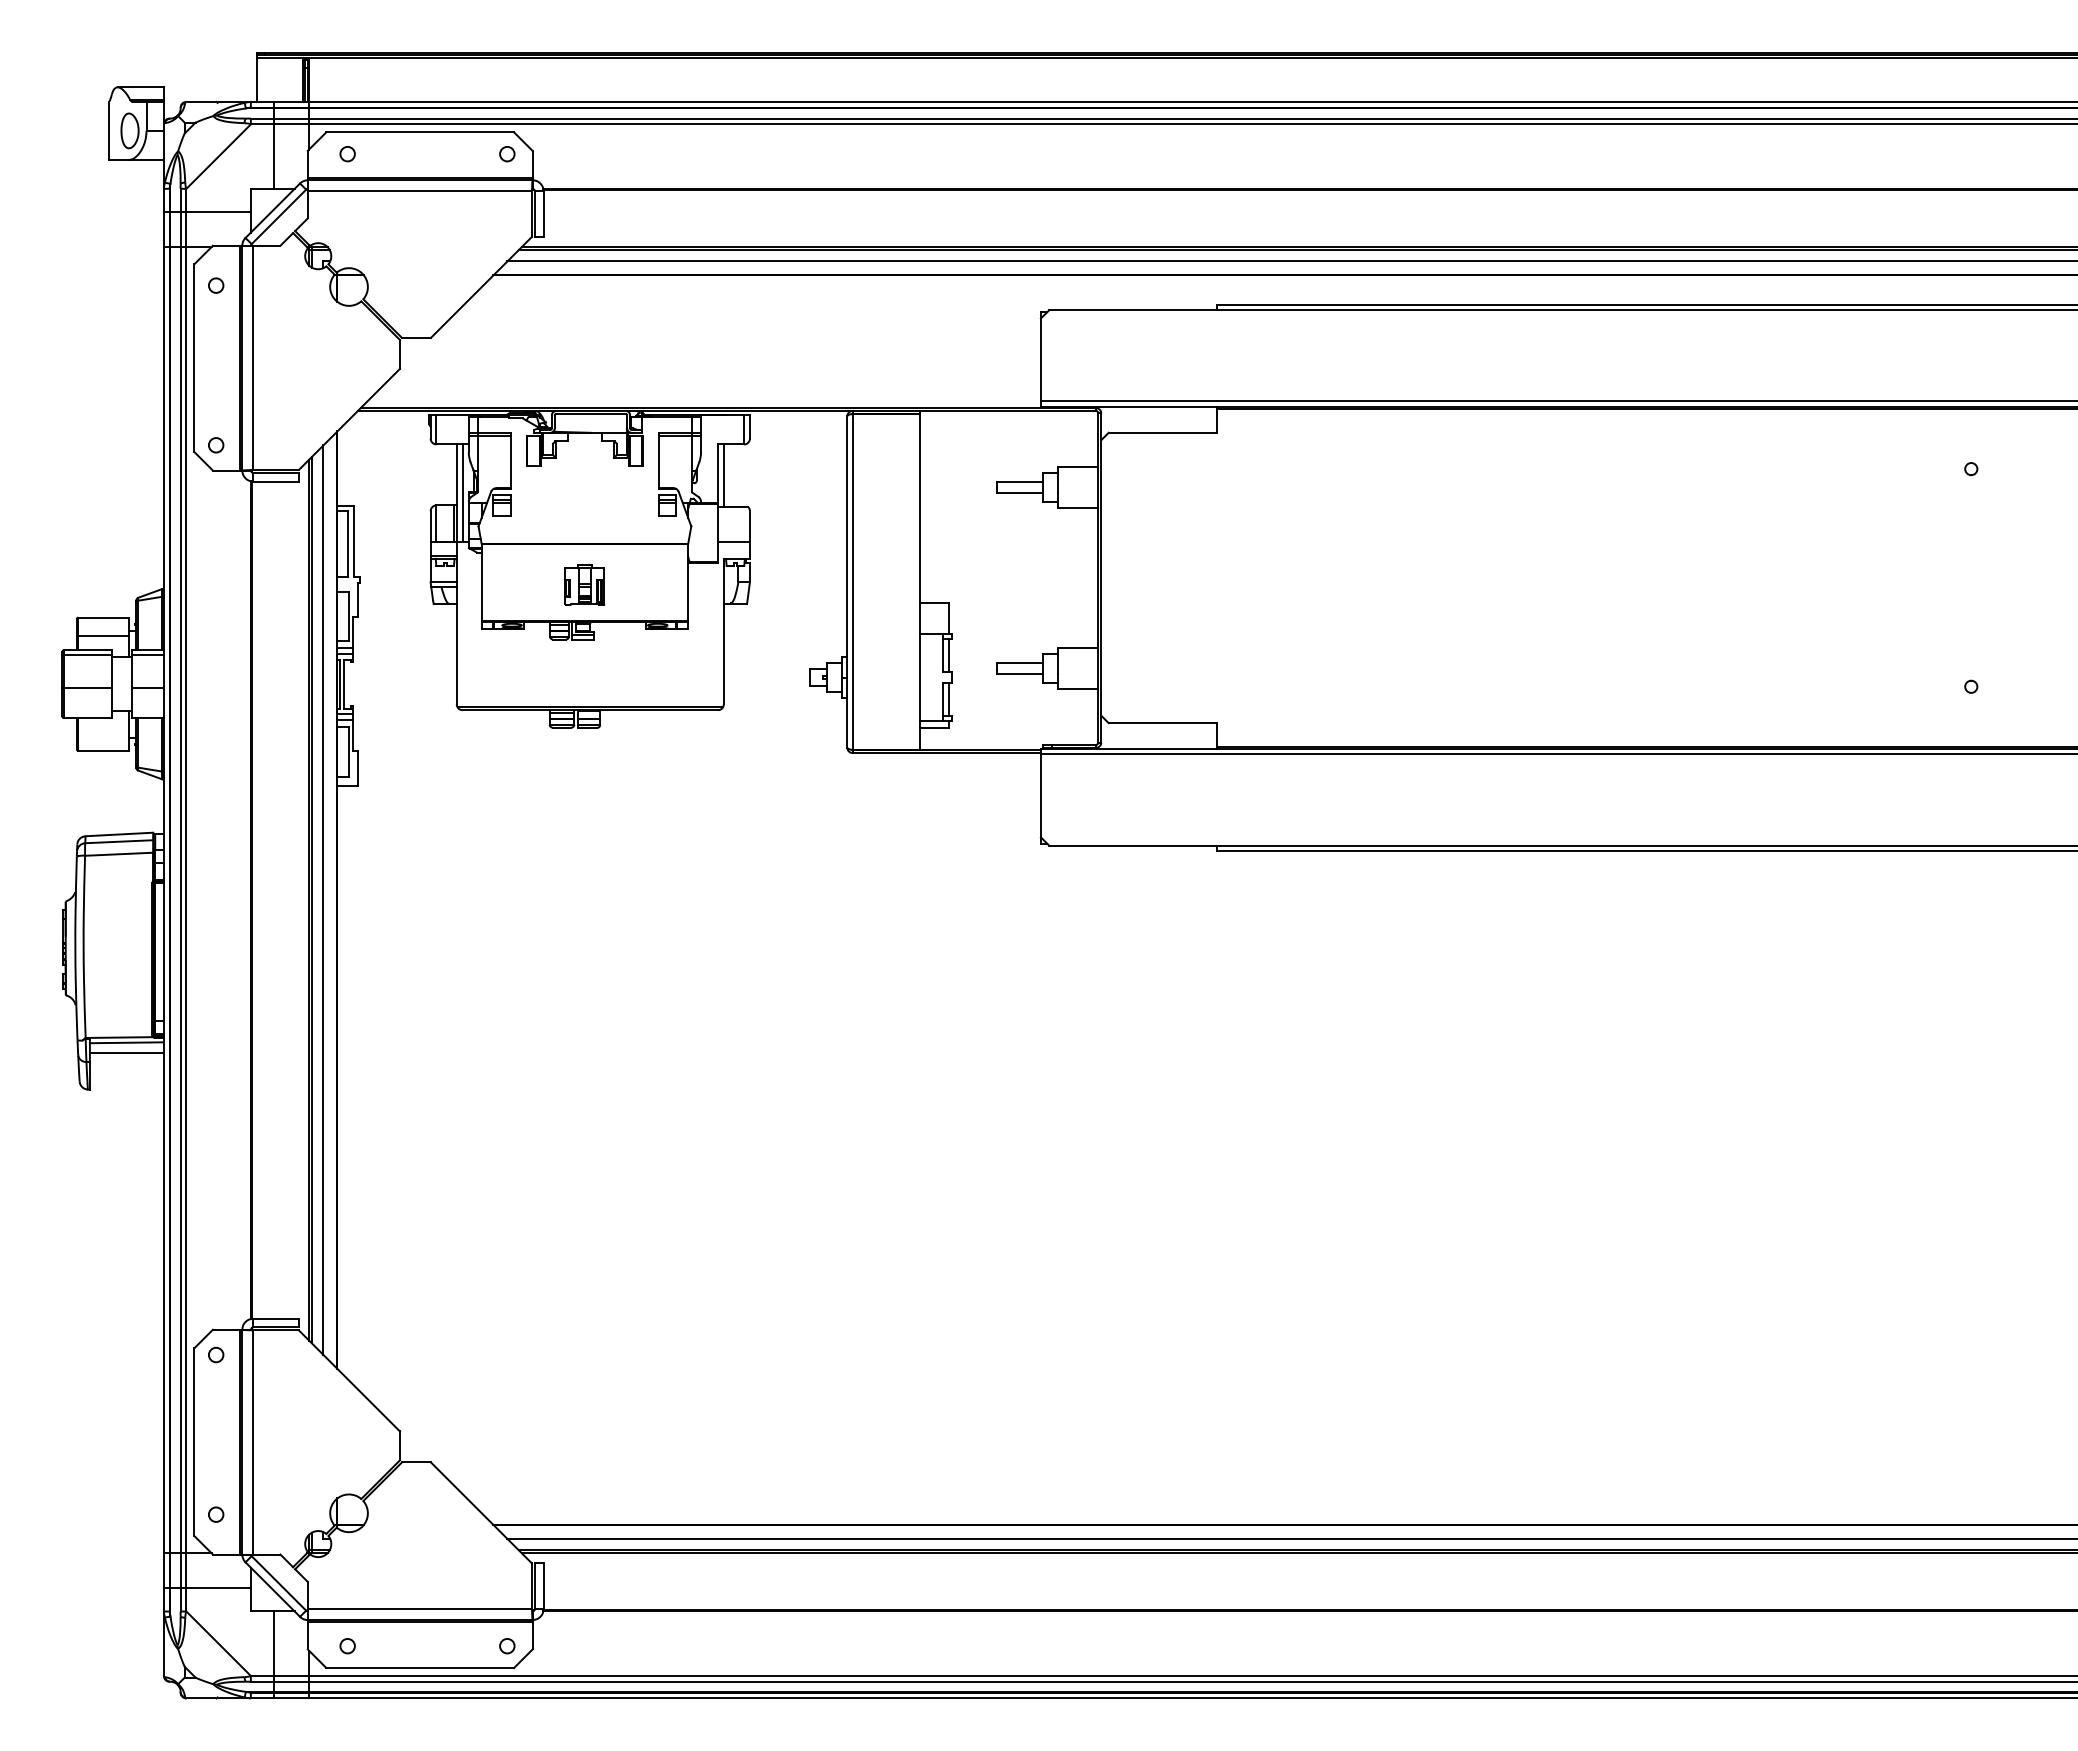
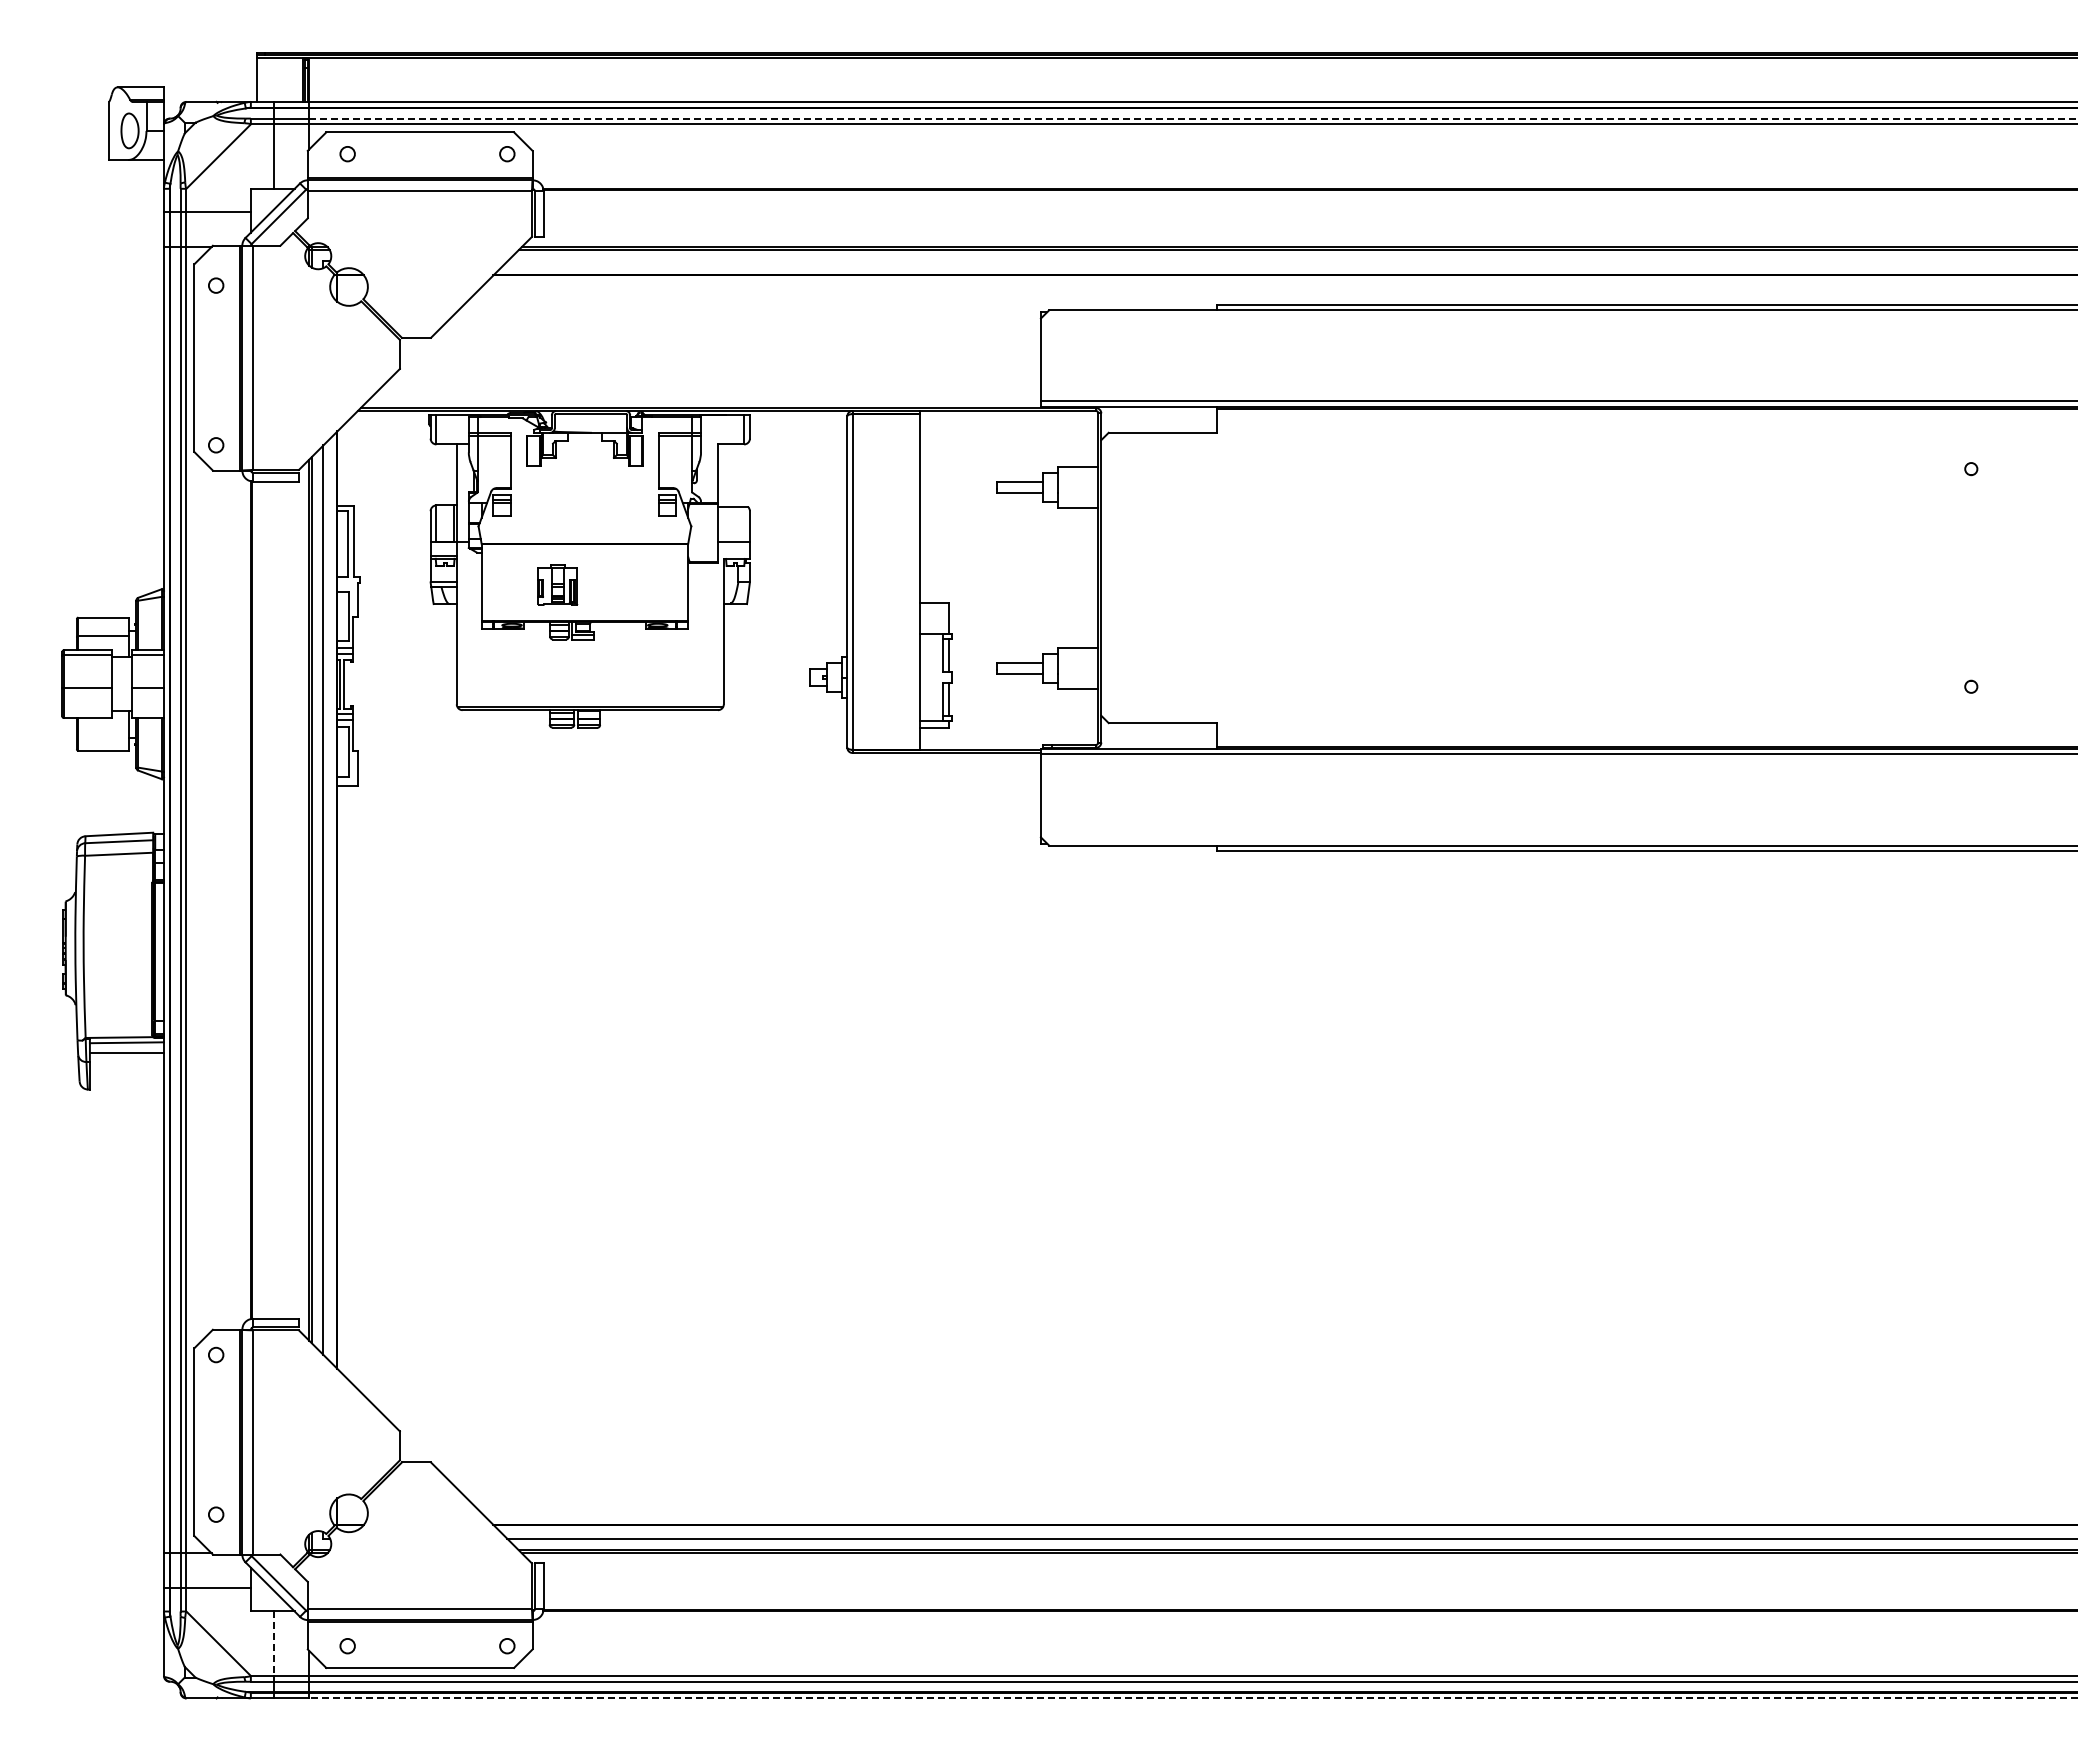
line: solid -> dashed (1193, 118)
line: present -> none (1290, 261)
line: present -> none (723, 475)
line: present -> none (462, 492)
part position: (584, 584) -> (557, 584) (557, 584)
line: solid -> dashed (274, 1644)
line: solid -> dashed (1192, 1698)
